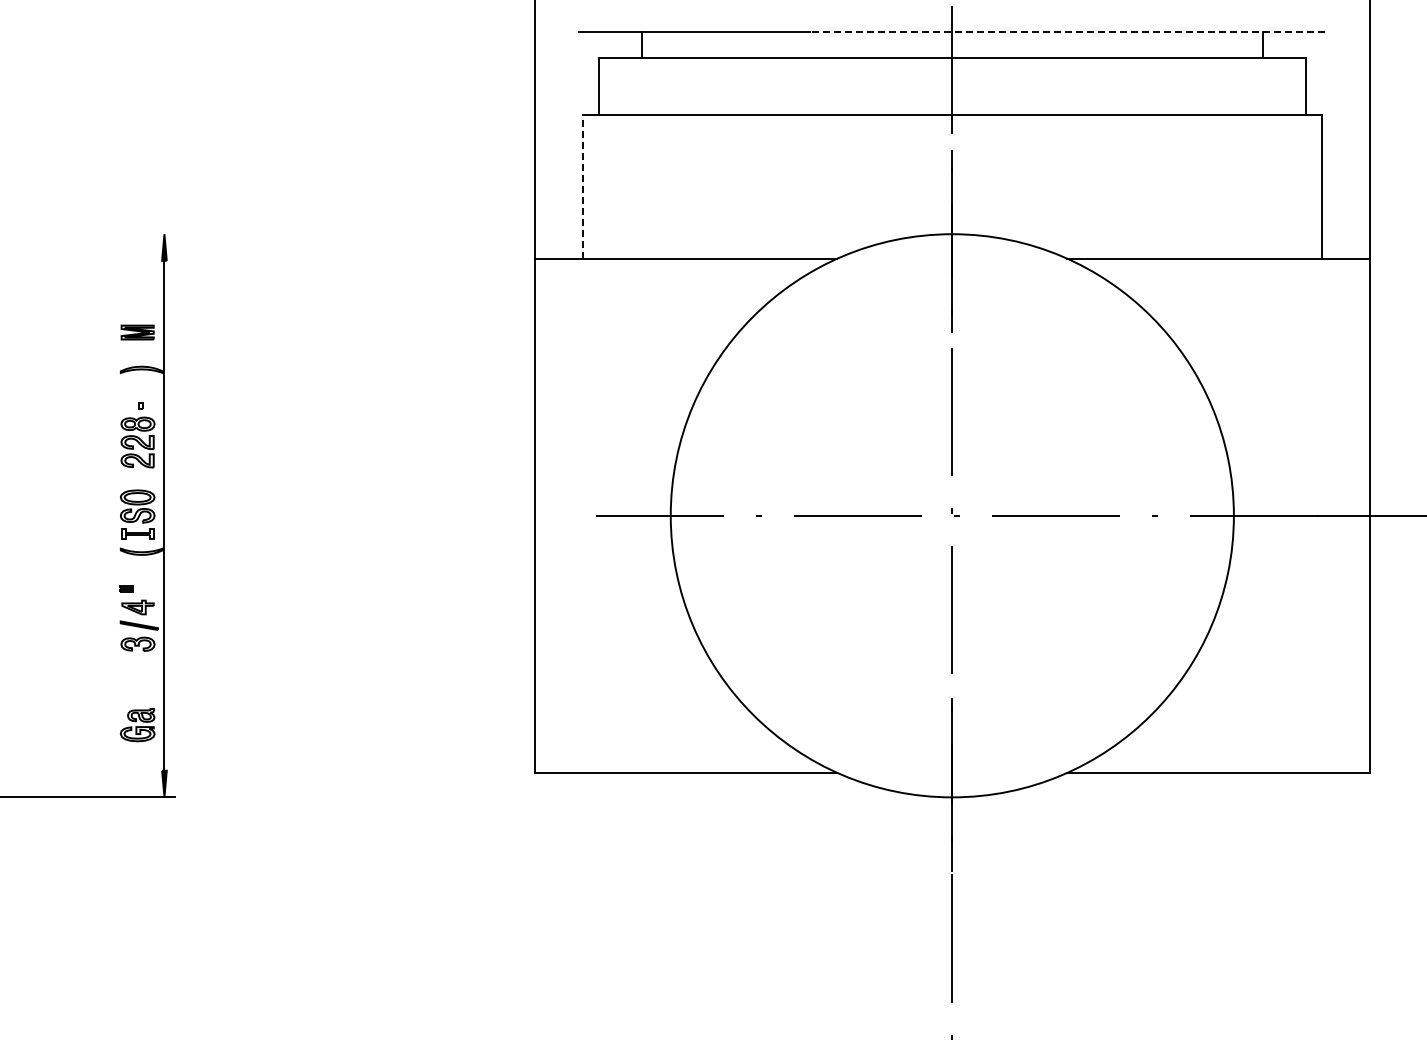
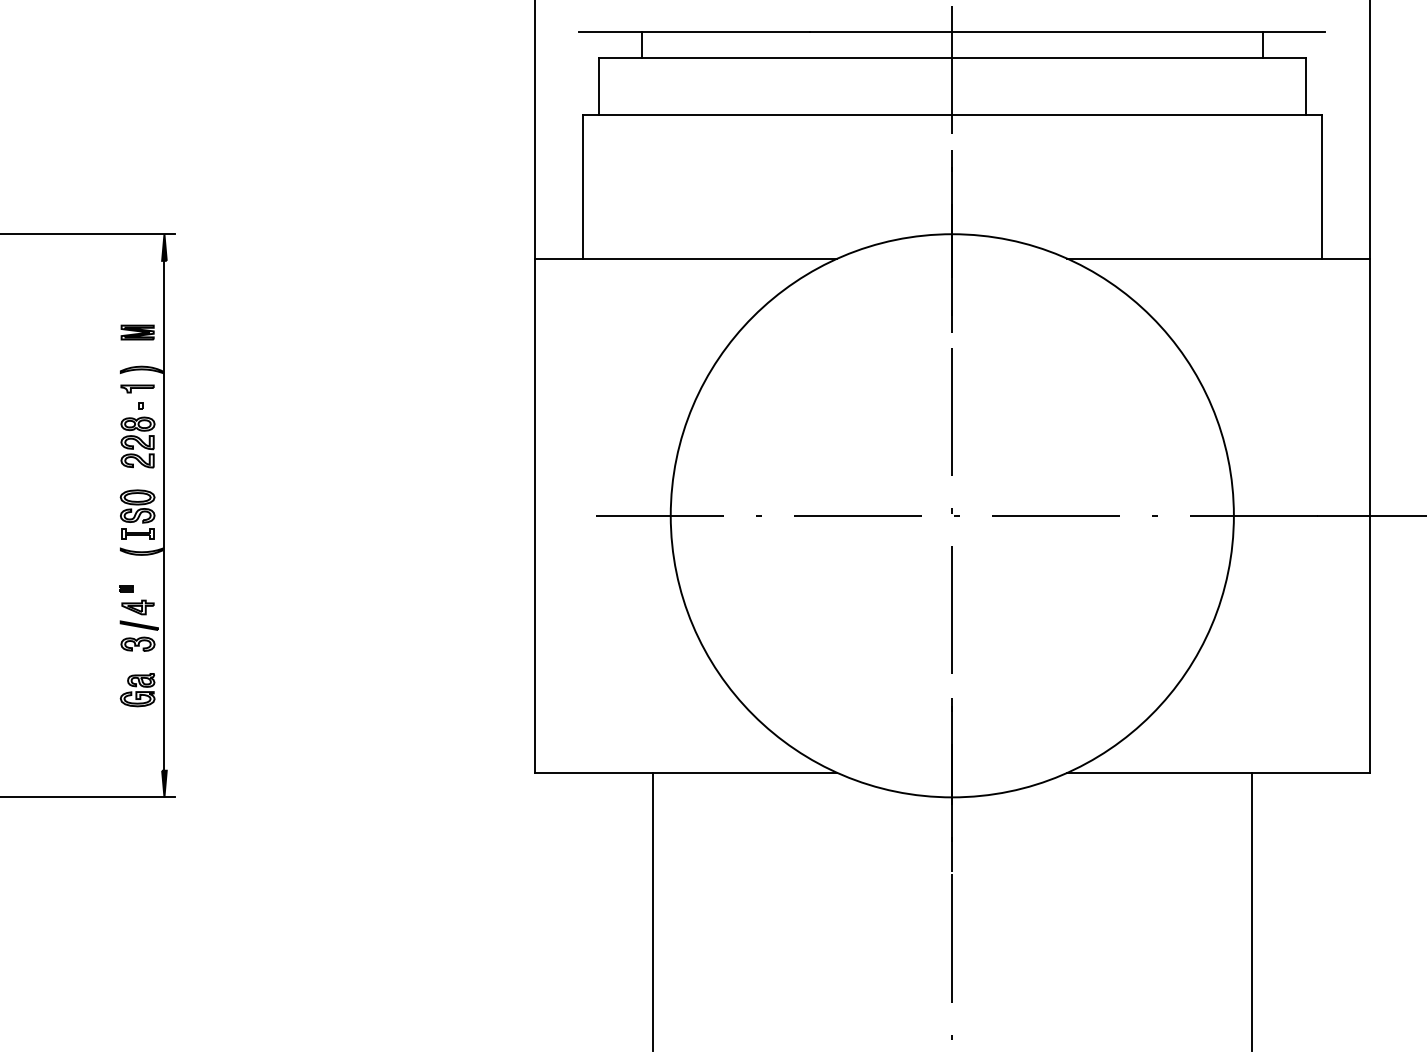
line: dashed -> solid (1067, 31)
line: dashed -> solid (582, 187)
line: none -> present (88, 234)
part: none -> present (137, 388)
part position: (137, 725) -> (137, 690) (137, 690)
line: none -> present (652, 911)
line: none -> present (1252, 911)
